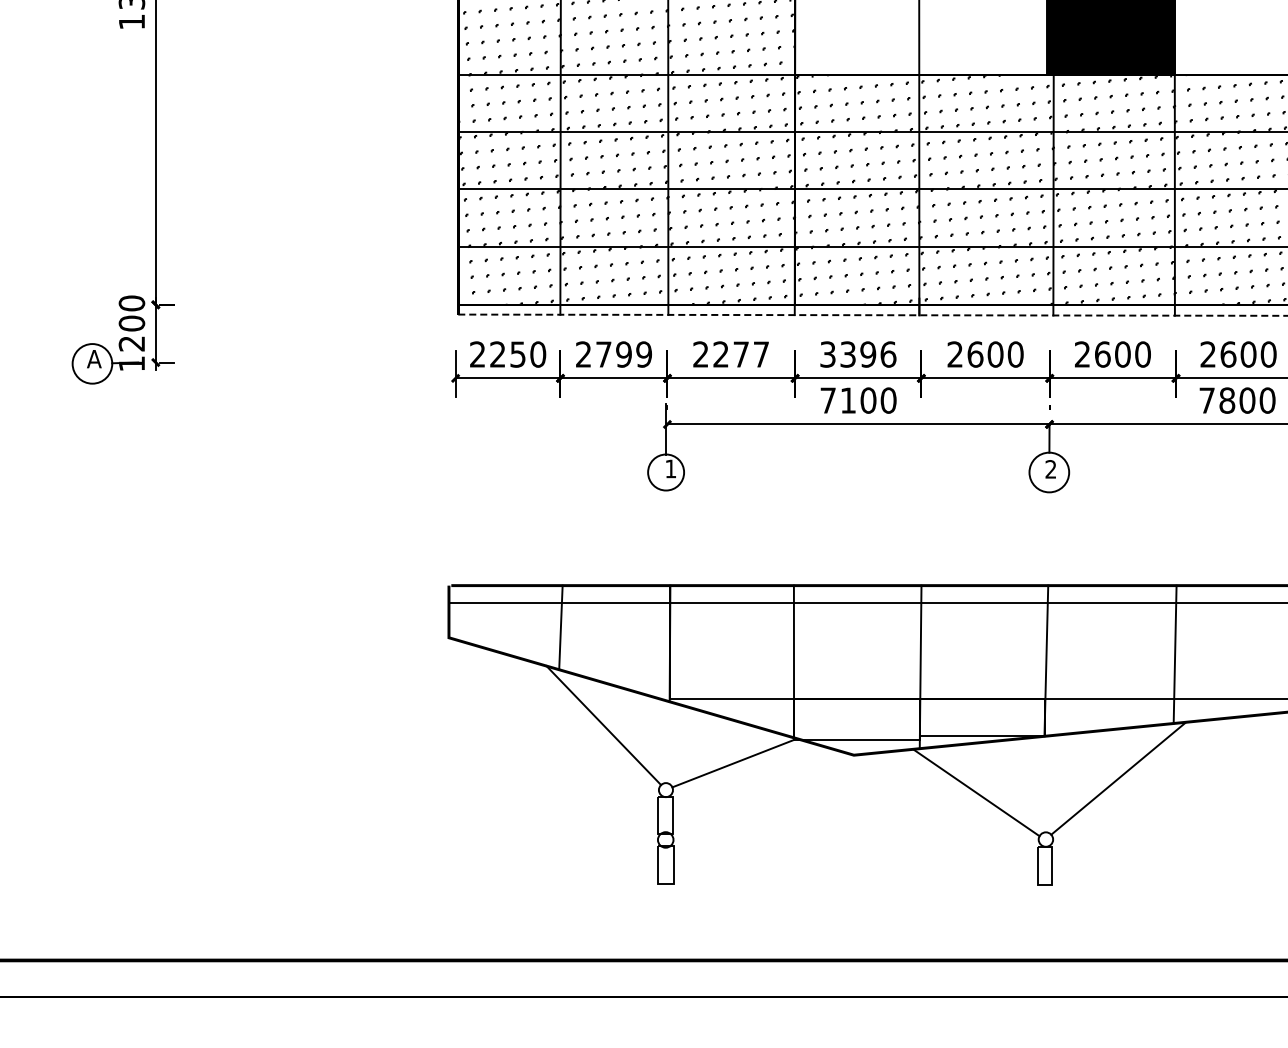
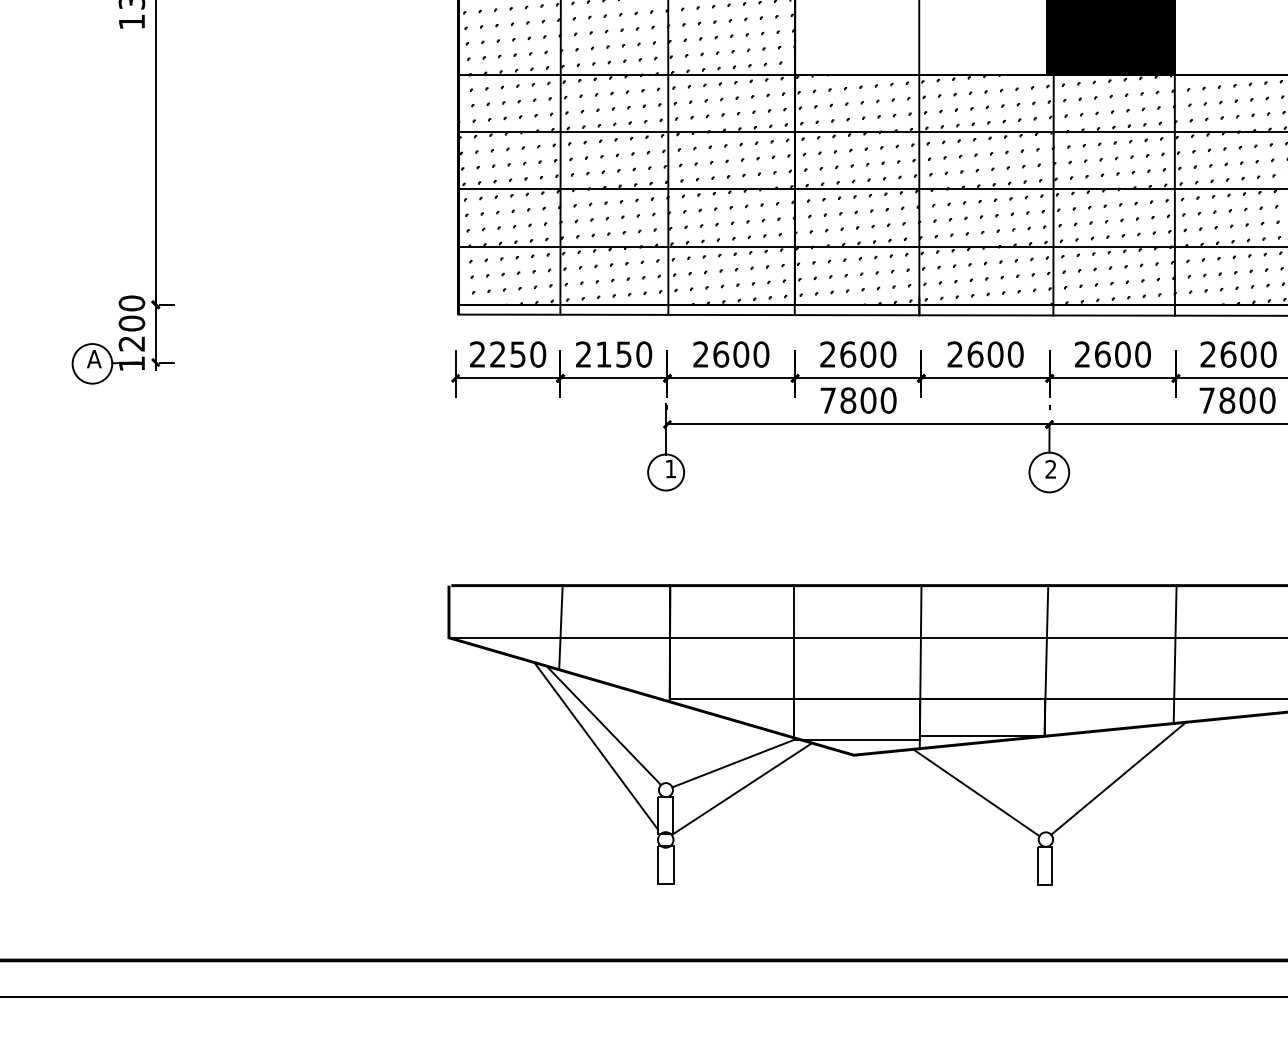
line: dashed -> solid (873, 315)
text: 2799 -> 2150 (624, 354)
text: 2277 -> 2600 (741, 354)
text: 3396 -> 2600 (858, 354)
text: 7100 -> 7800 (848, 400)
line position: (866, 602) -> (866, 637) (866, 637)
line: none -> present (596, 745)
line: none -> present (742, 788)
